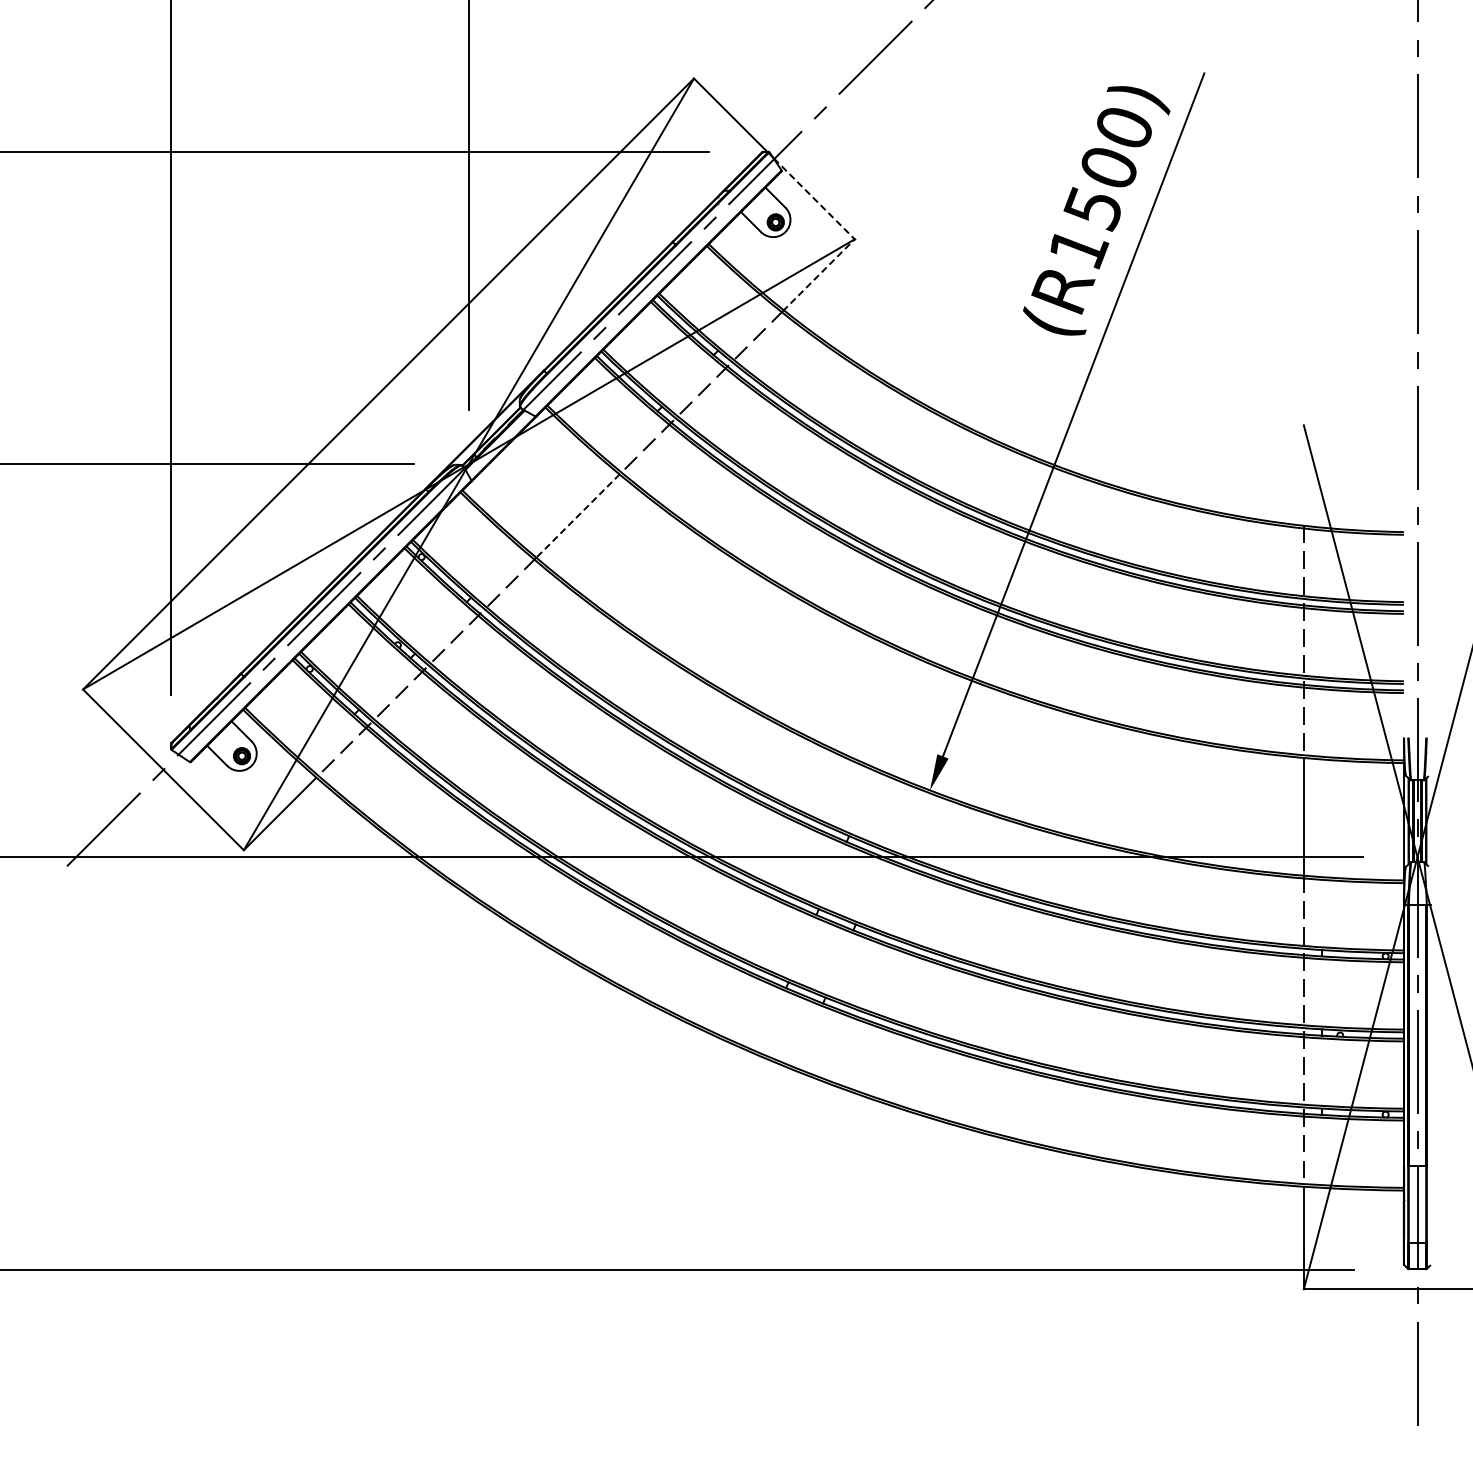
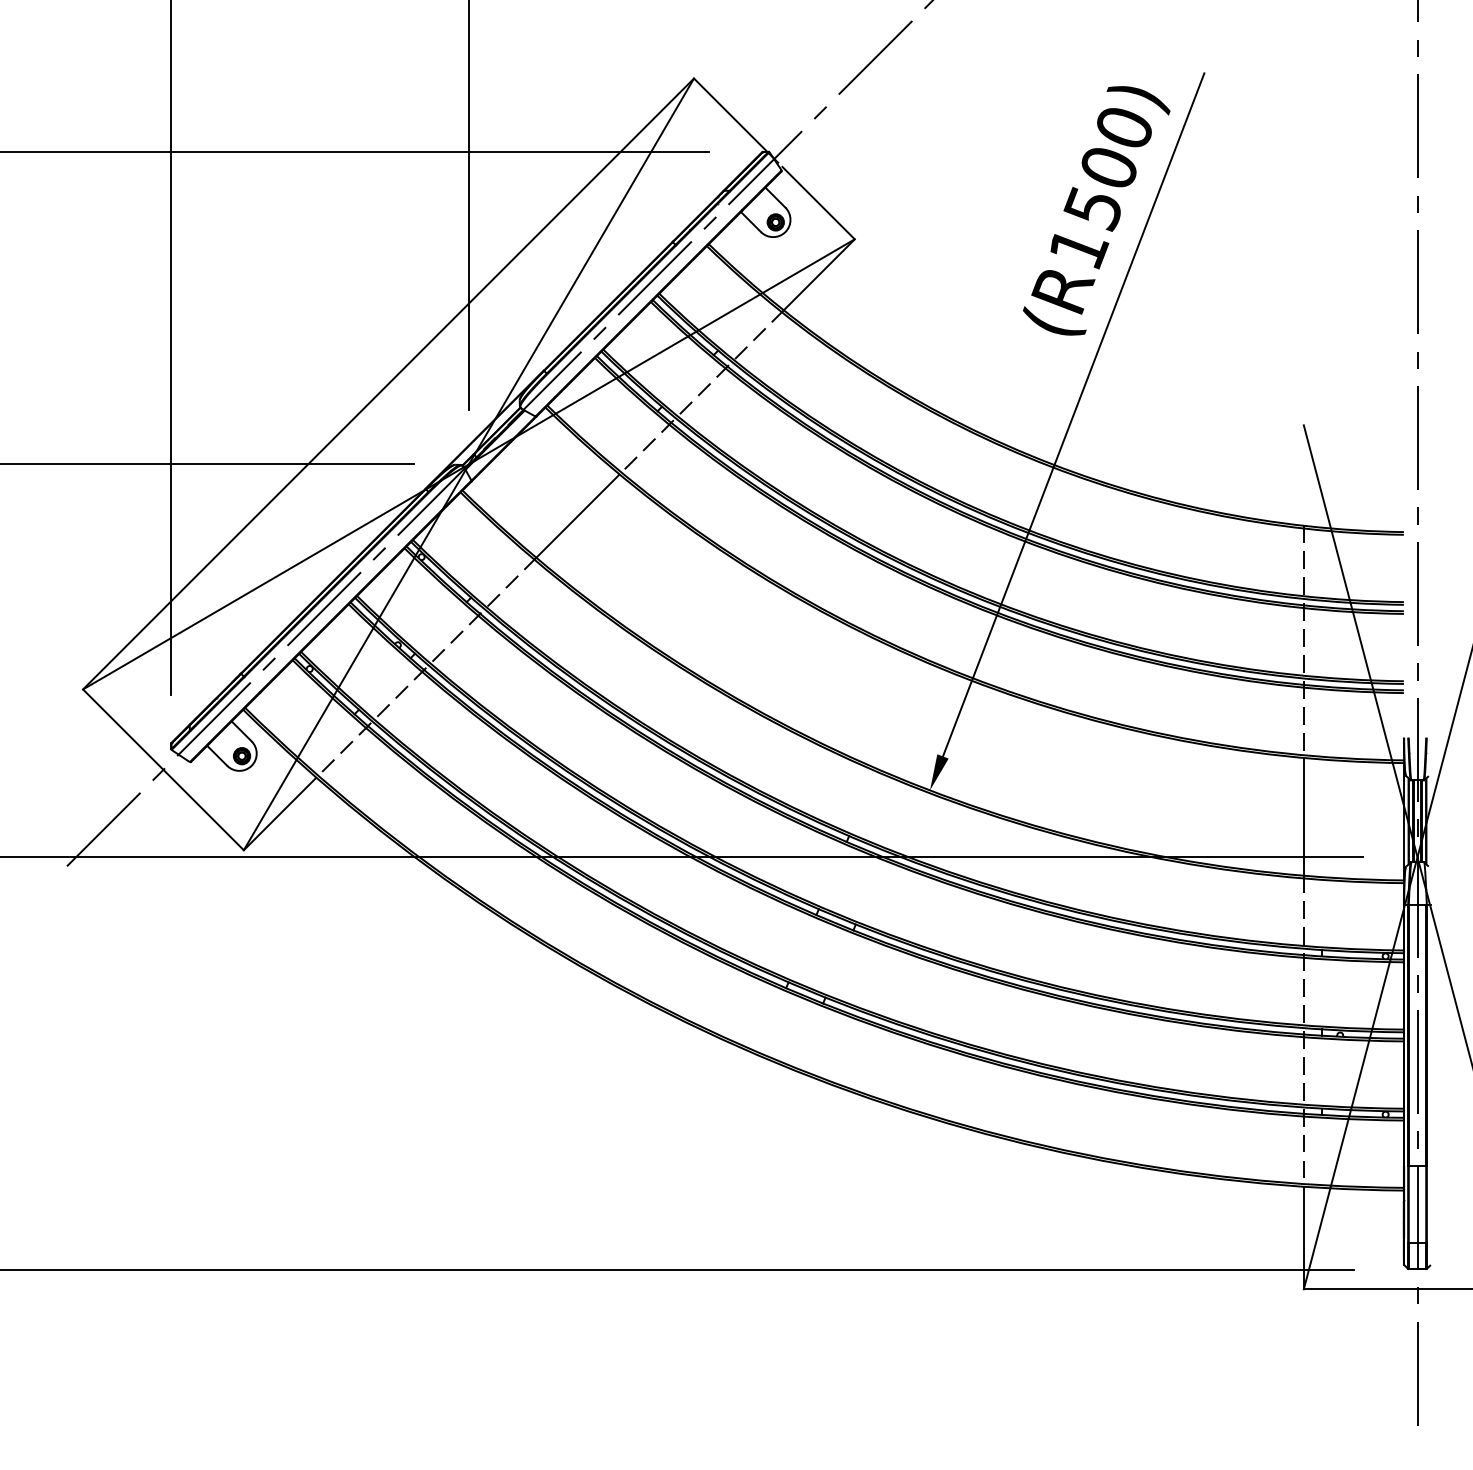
line: dashed -> solid (854, 239)
line: dashed -> solid (578, 515)
